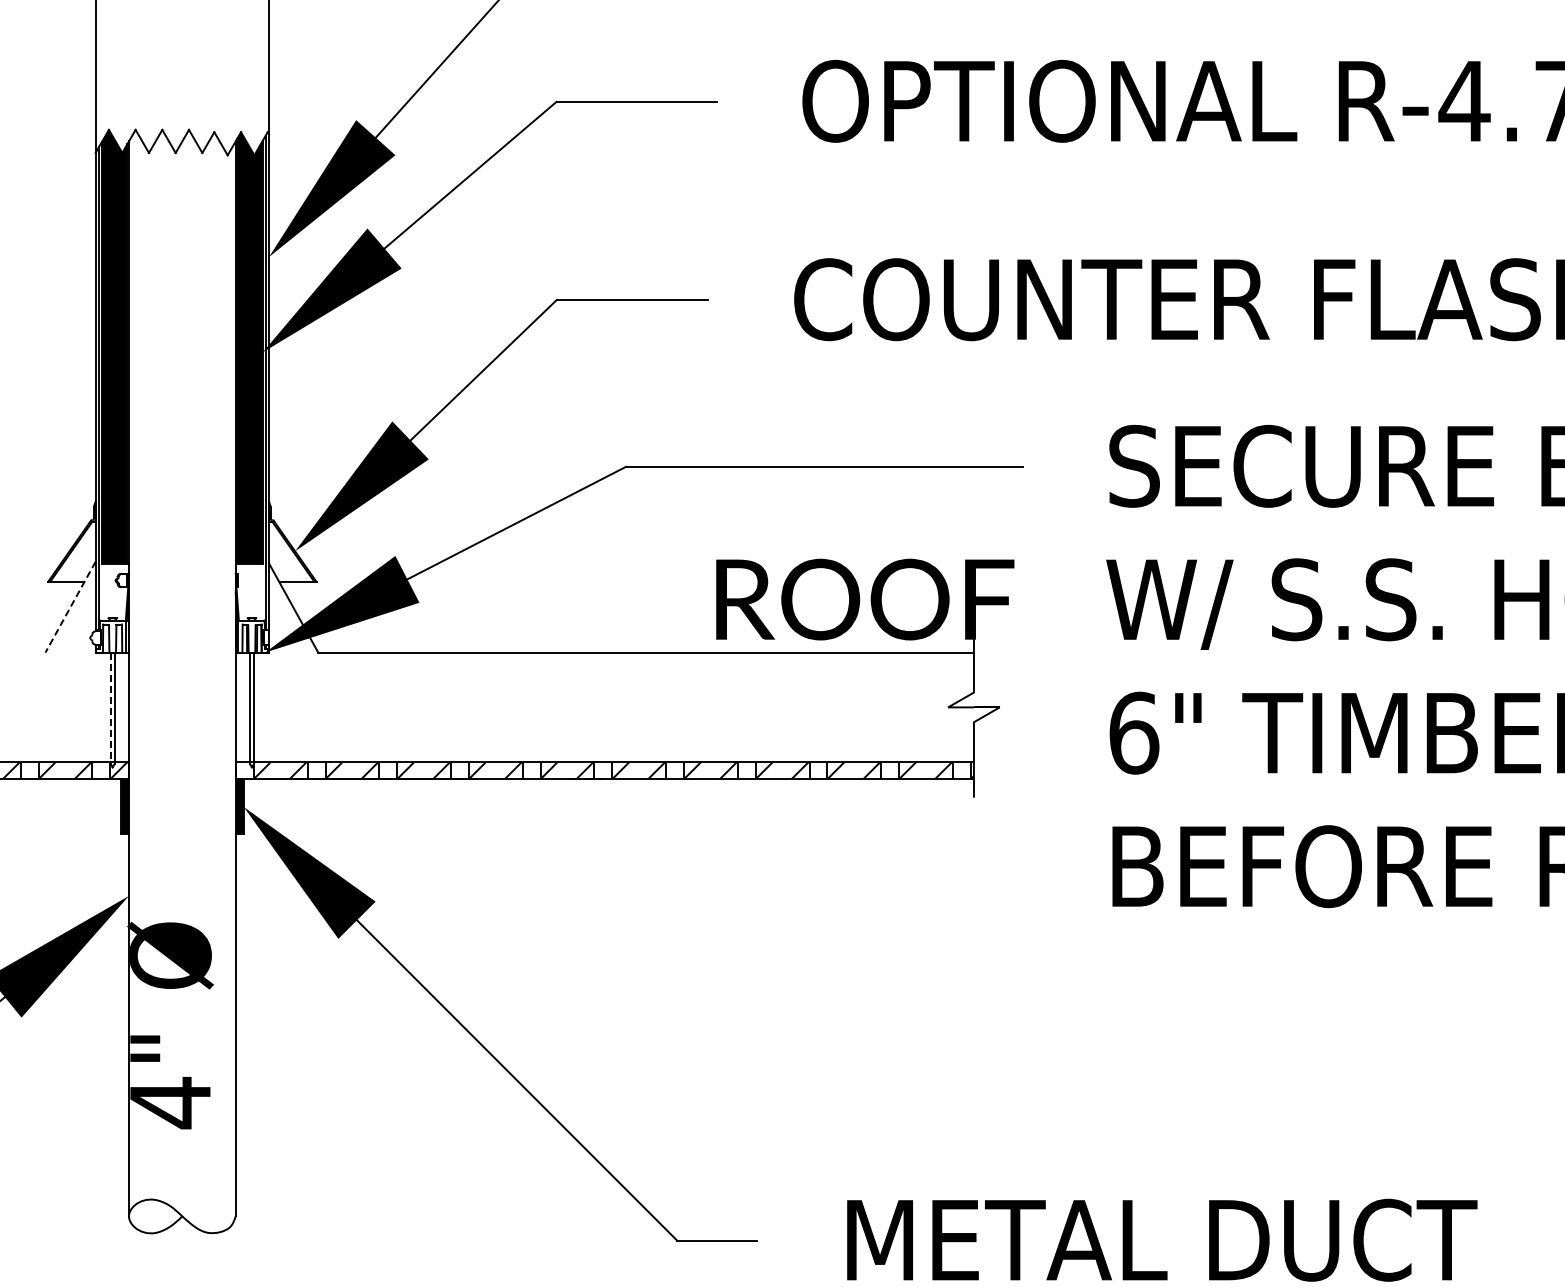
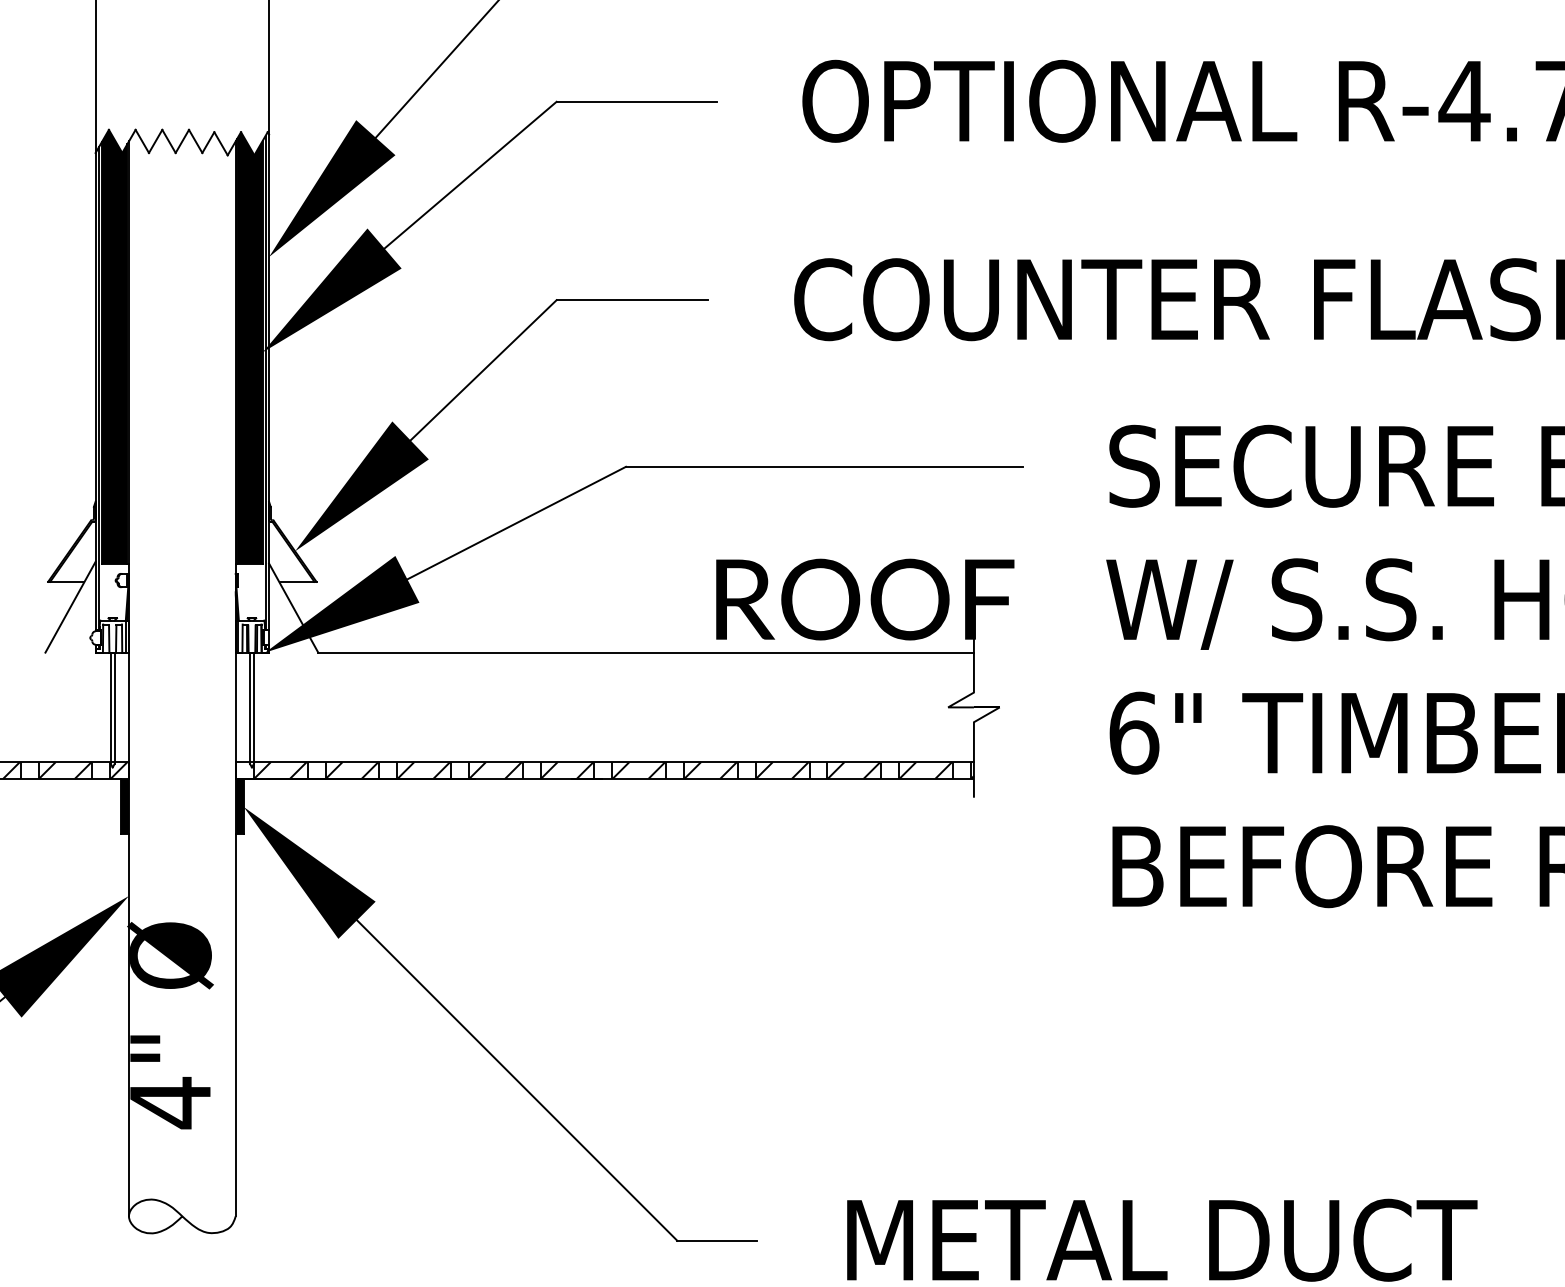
line: dashed -> solid (70, 607)
line: dashed -> solid (110, 708)
